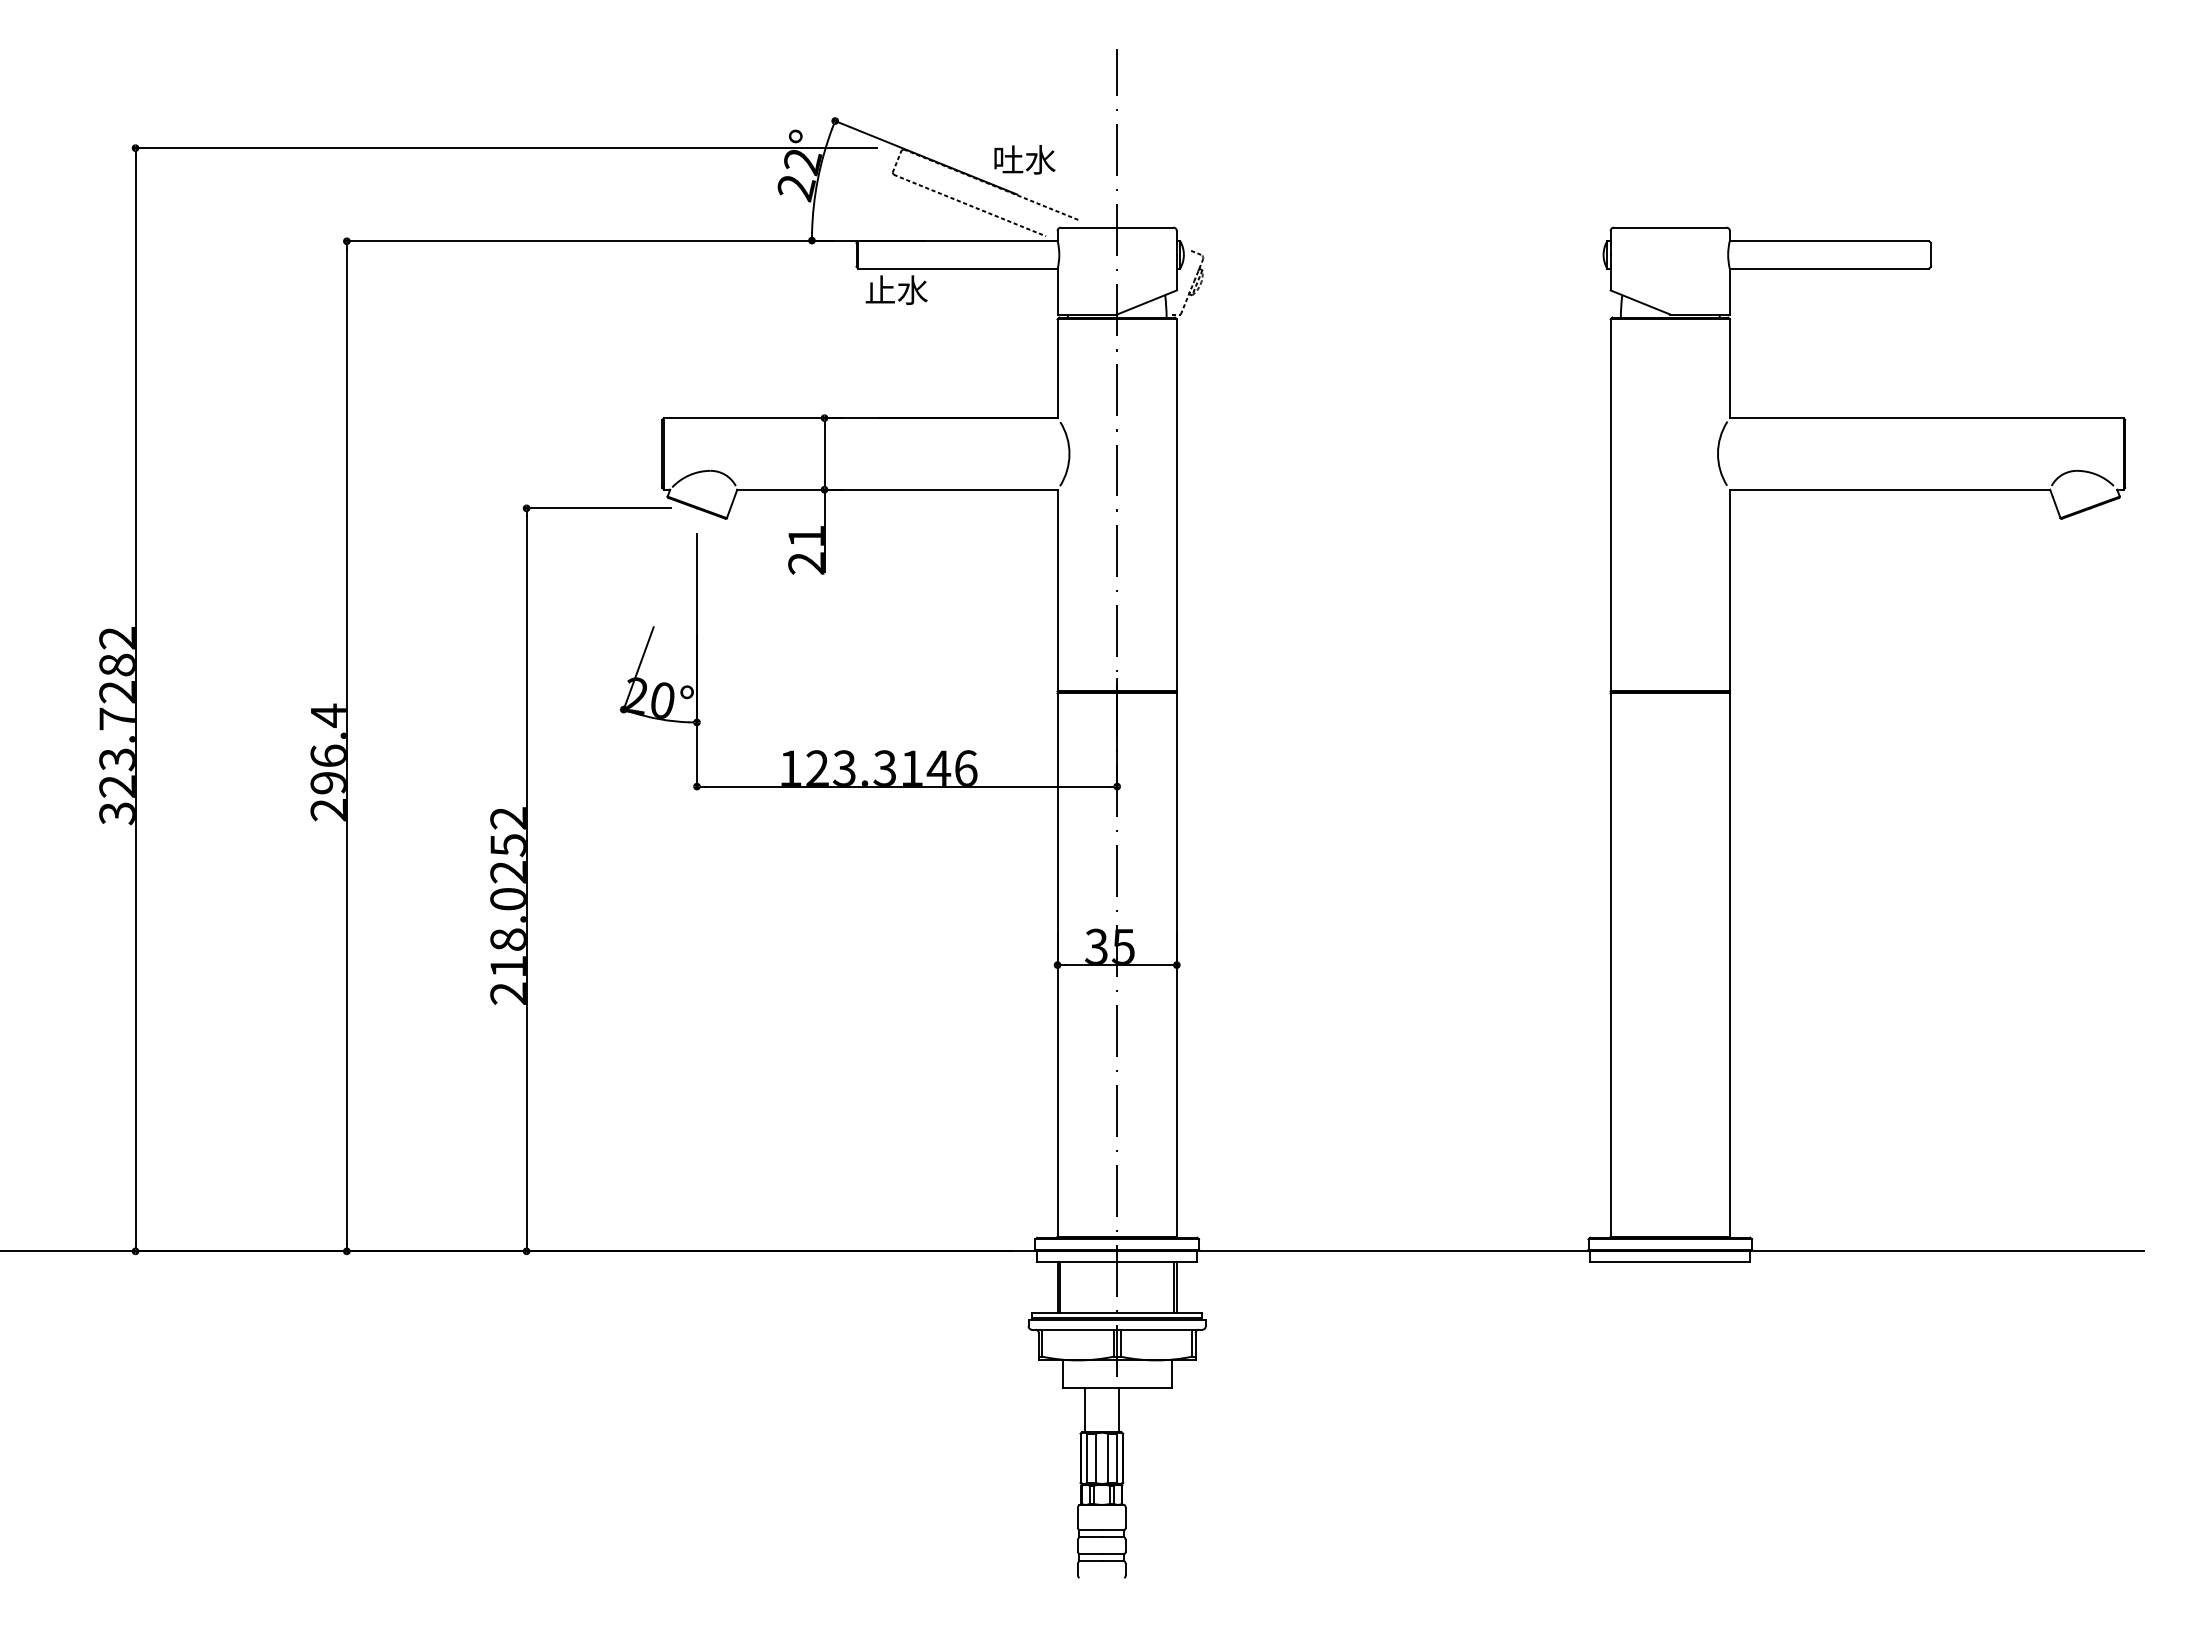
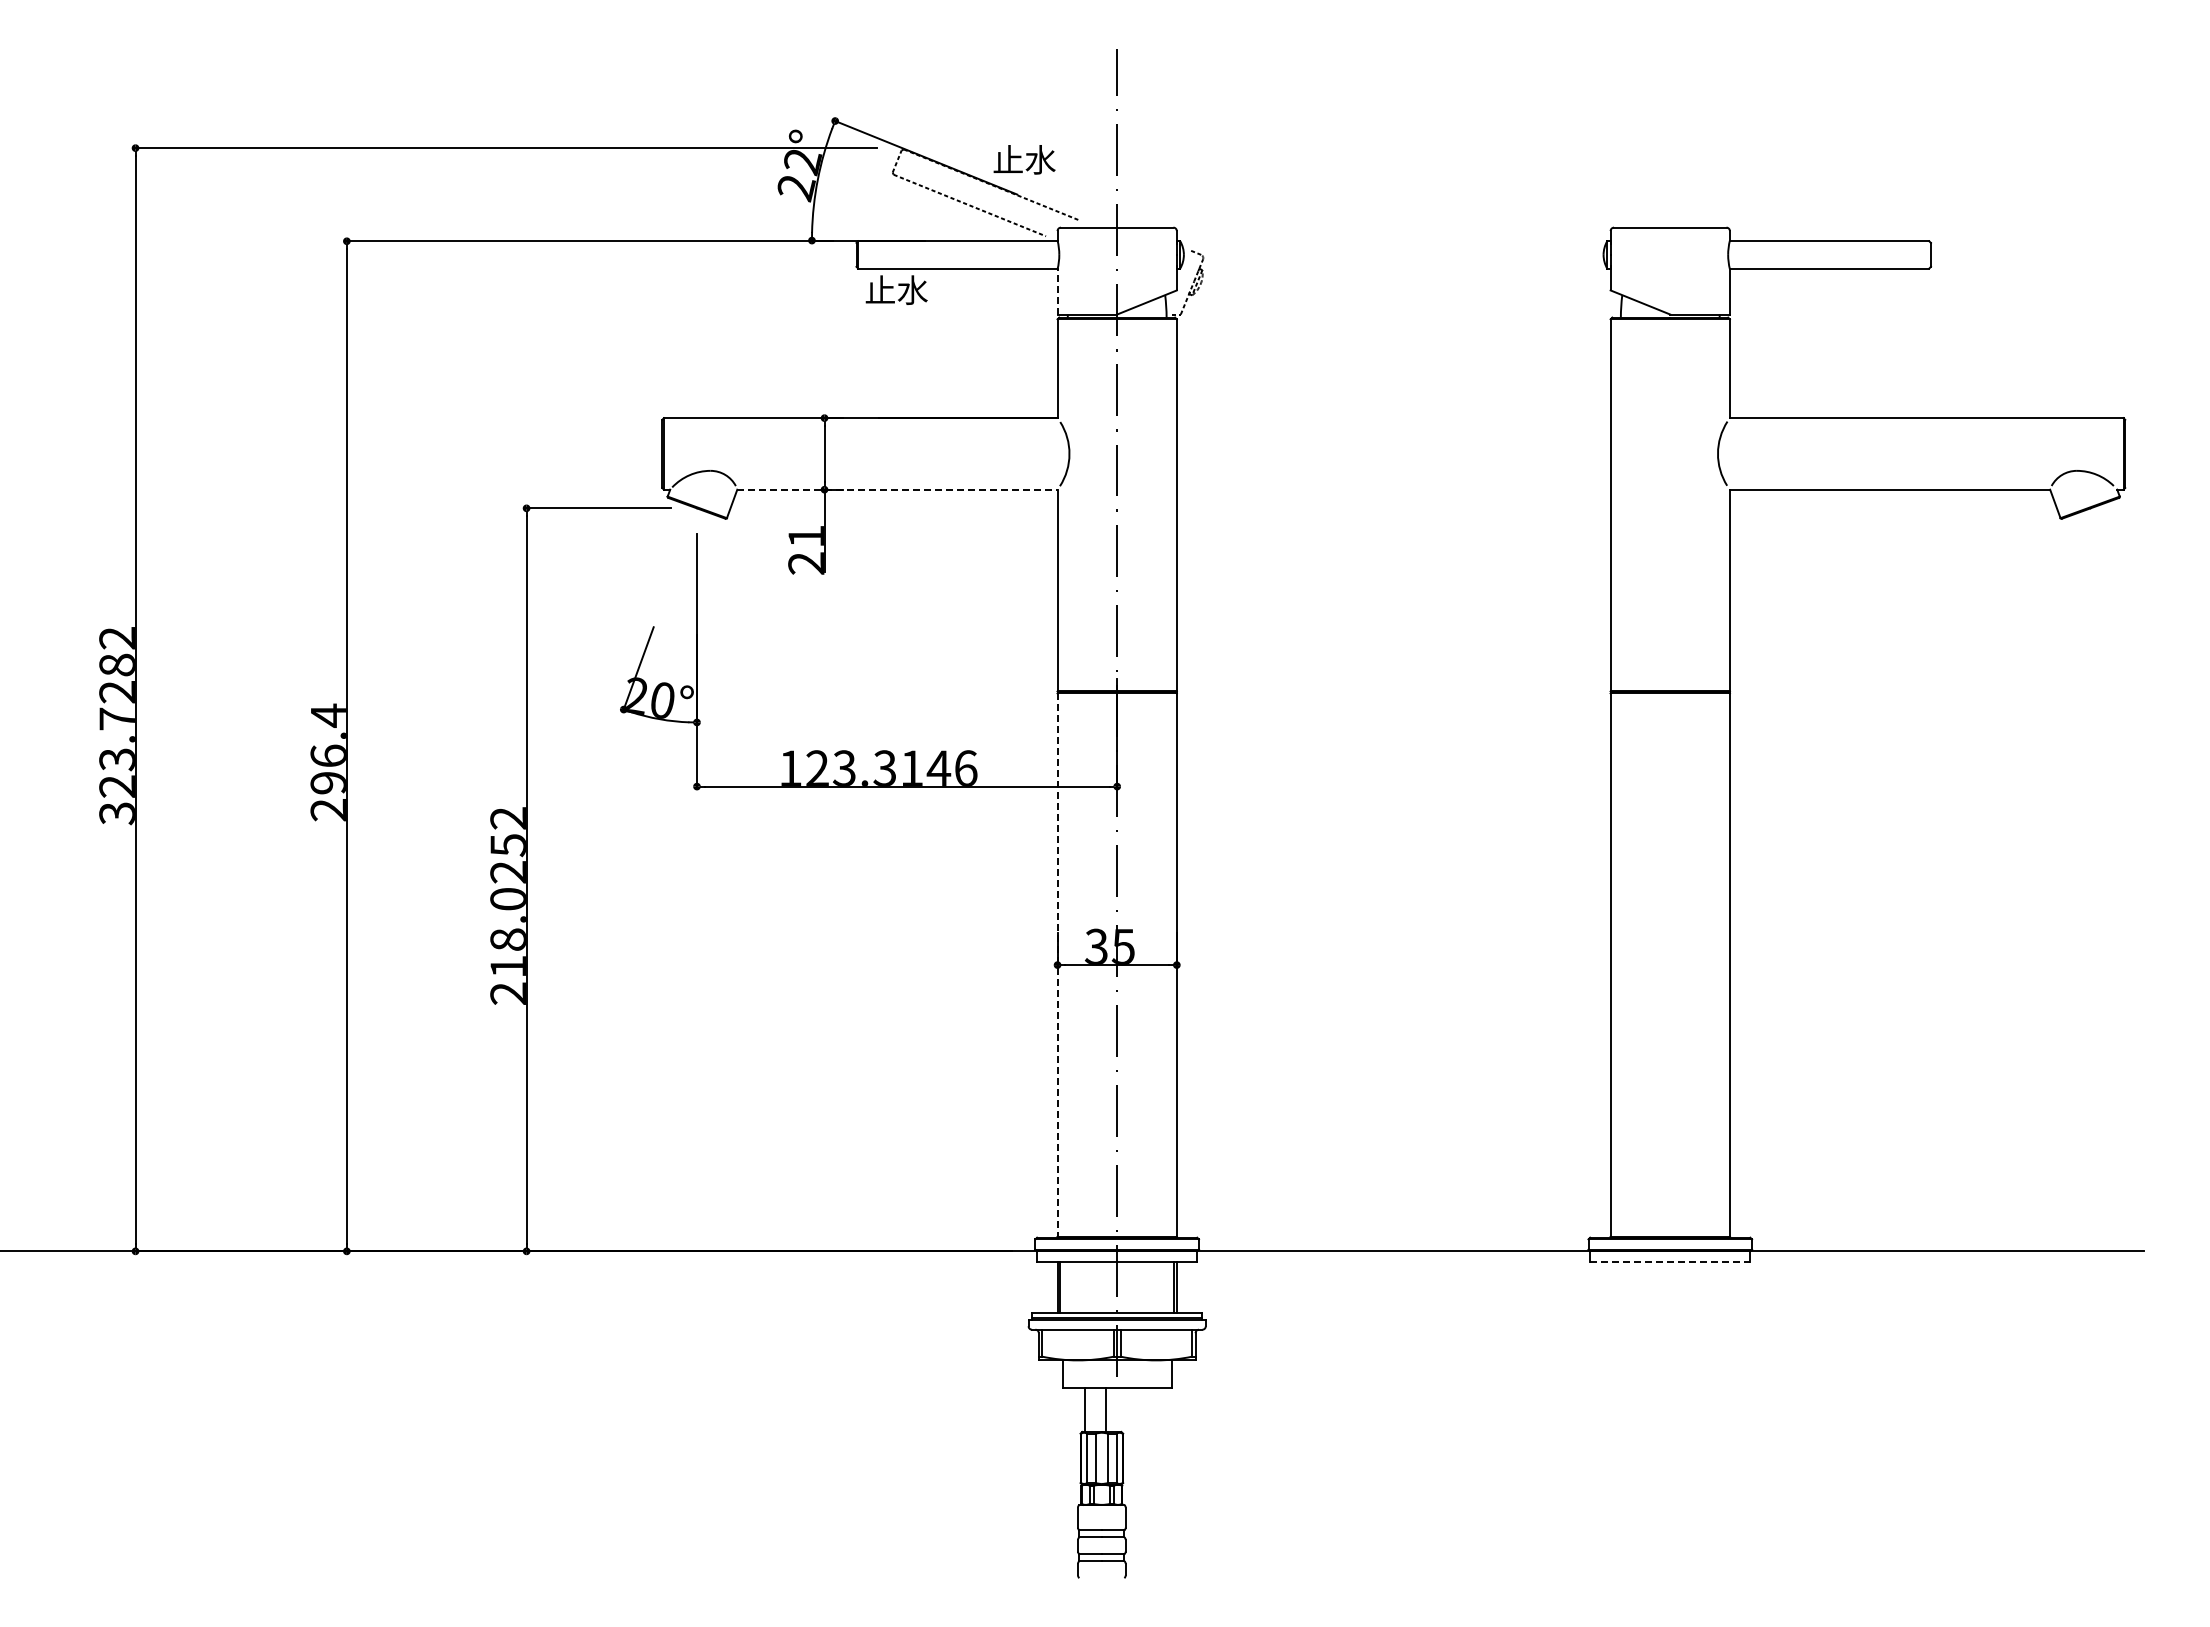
text: 吐水 -> 止水 (1008, 159)
line: solid -> dashed (1057, 291)
line: solid -> dashed (897, 489)
line: solid -> dashed (1057, 965)
line: solid -> dashed (1670, 1261)
line position: (1118, 1409) -> (1105, 1409) (1105, 1409)
